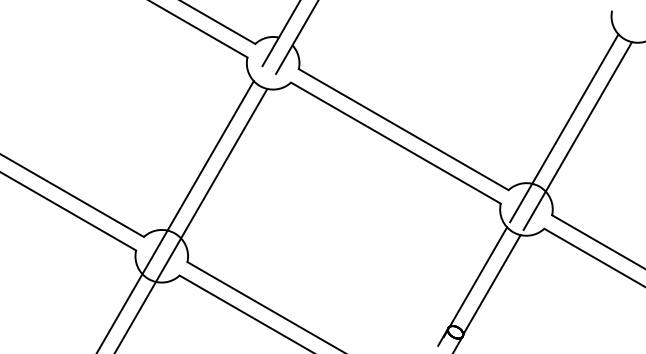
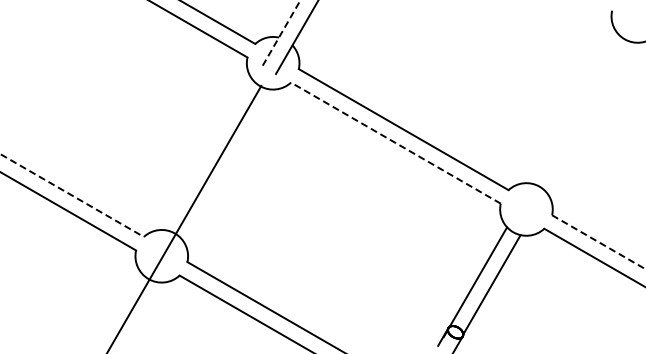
line: solid -> dashed (281, 33)
line: present -> none (564, 128)
line: present -> none (577, 135)
line: solid -> dashed (395, 142)
line: solid -> dashed (72, 195)
line: present -> none (175, 215)
line position: (191, 219) -> (184, 217) (184, 217)
line: solid -> dashed (598, 242)
